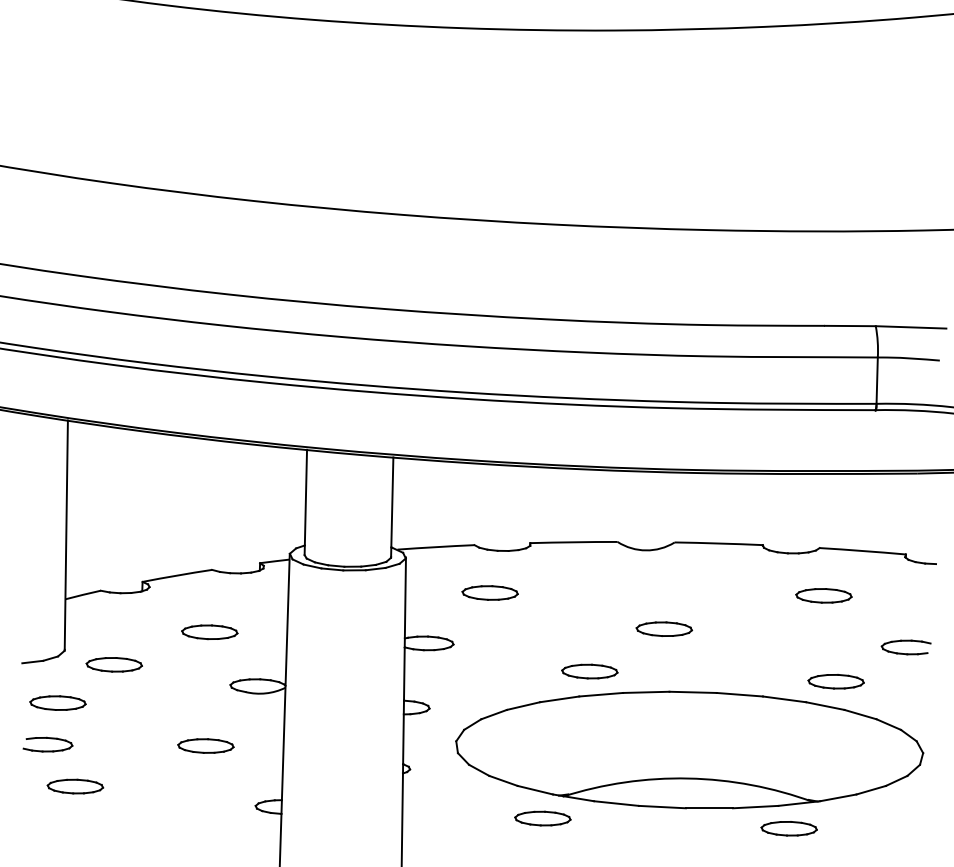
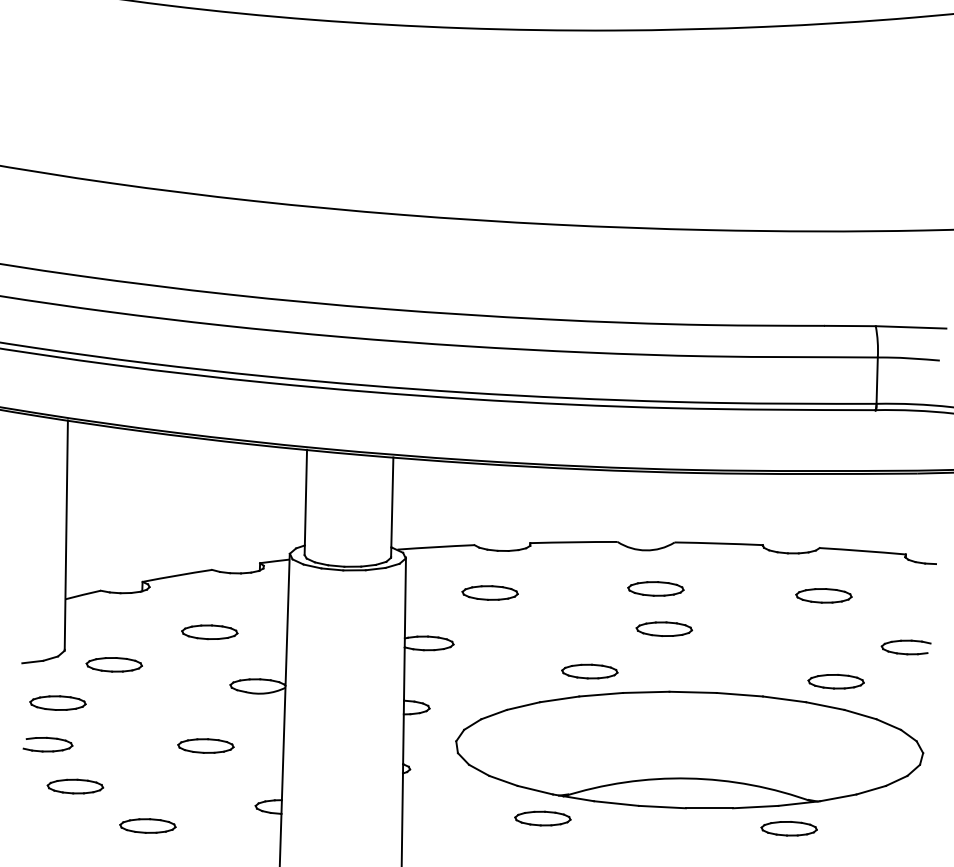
part: none -> present (655, 588)
part: none -> present (147, 825)
